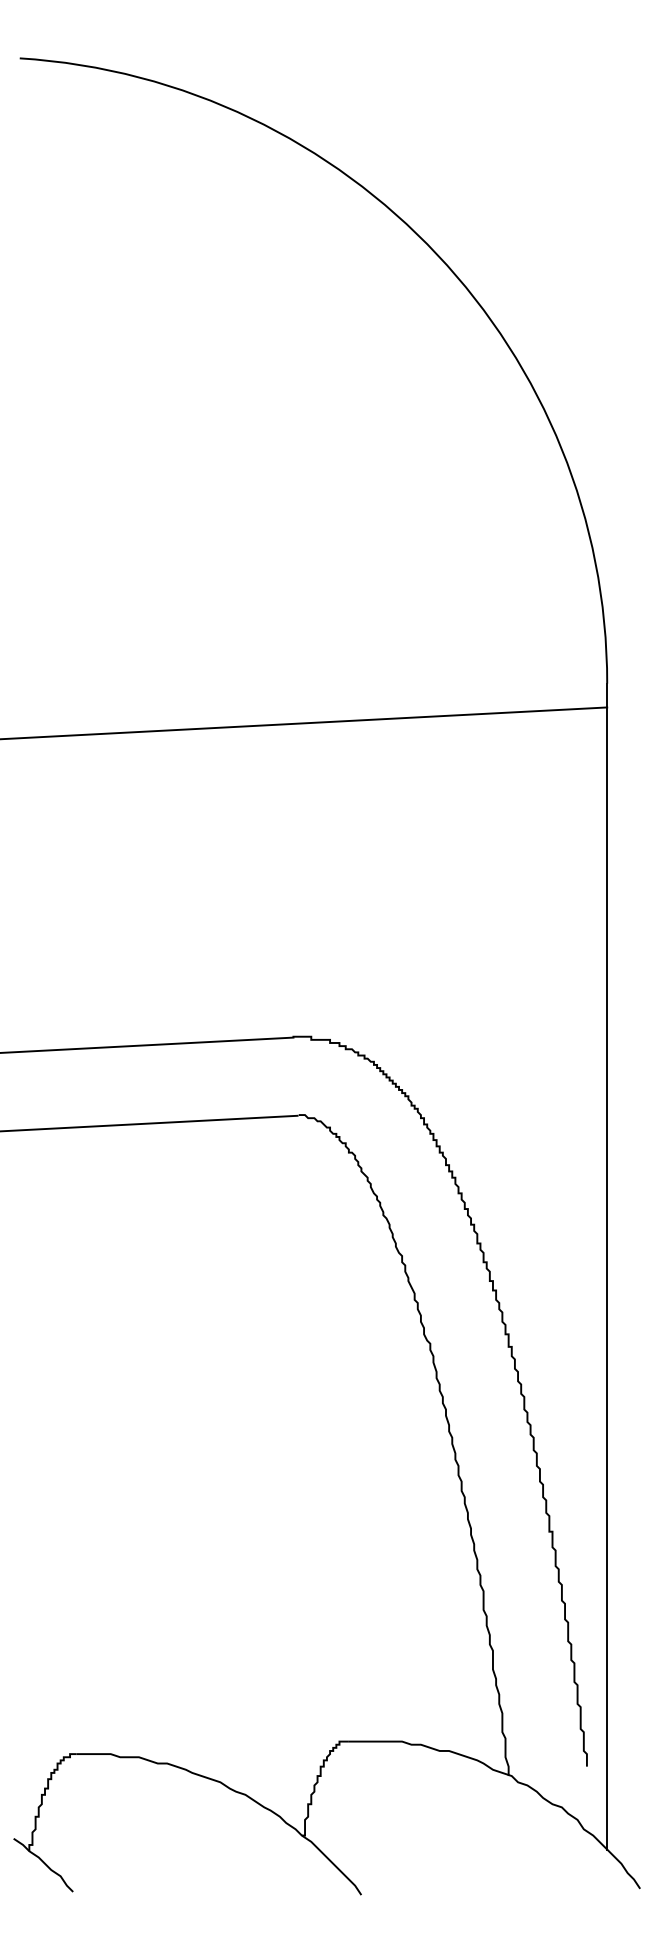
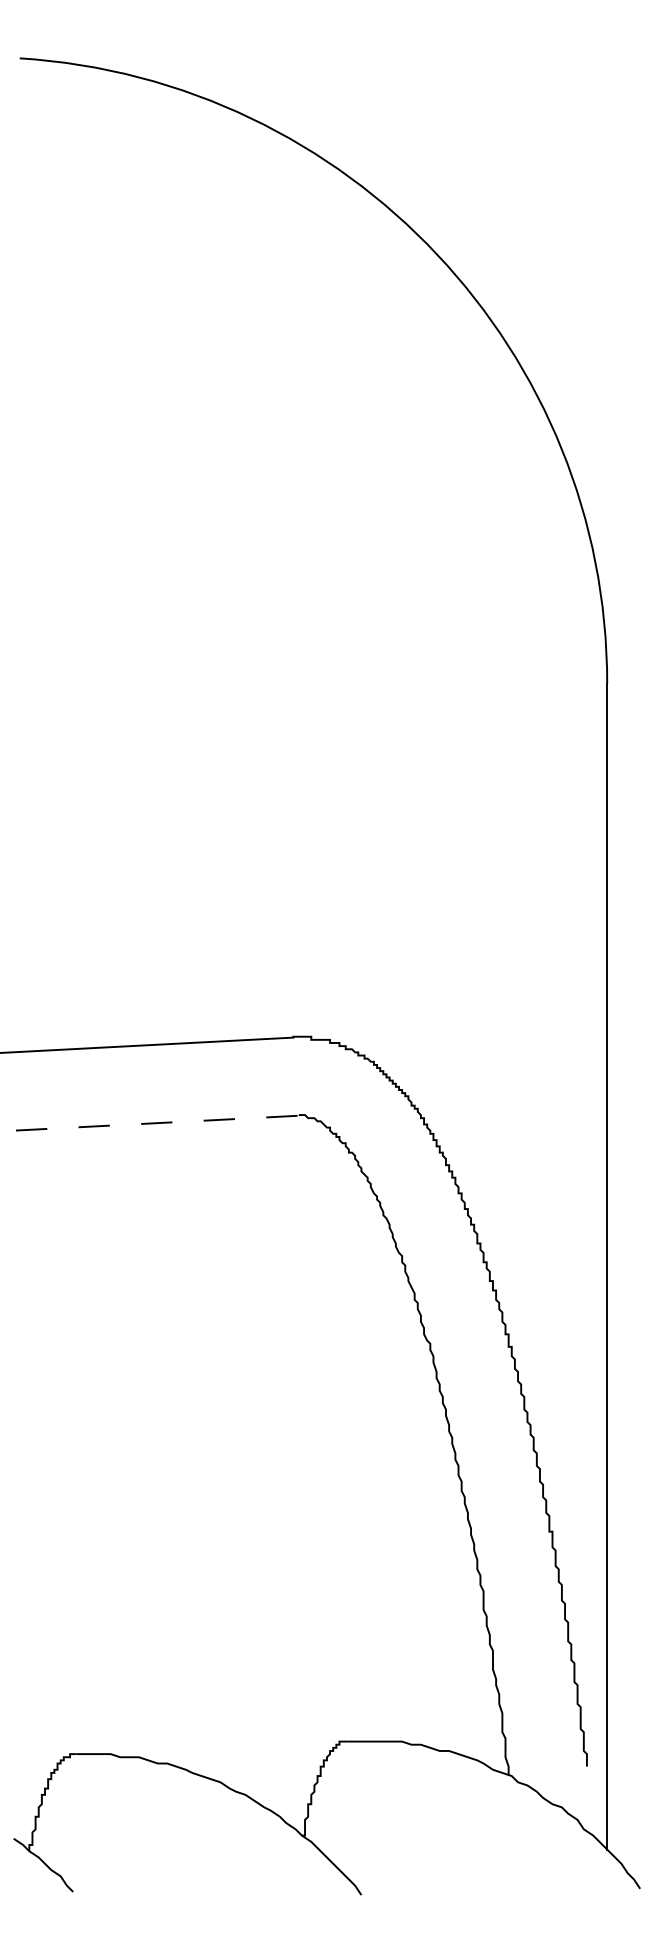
line: present -> none (304, 723)
line: solid -> dashed (148, 1123)
